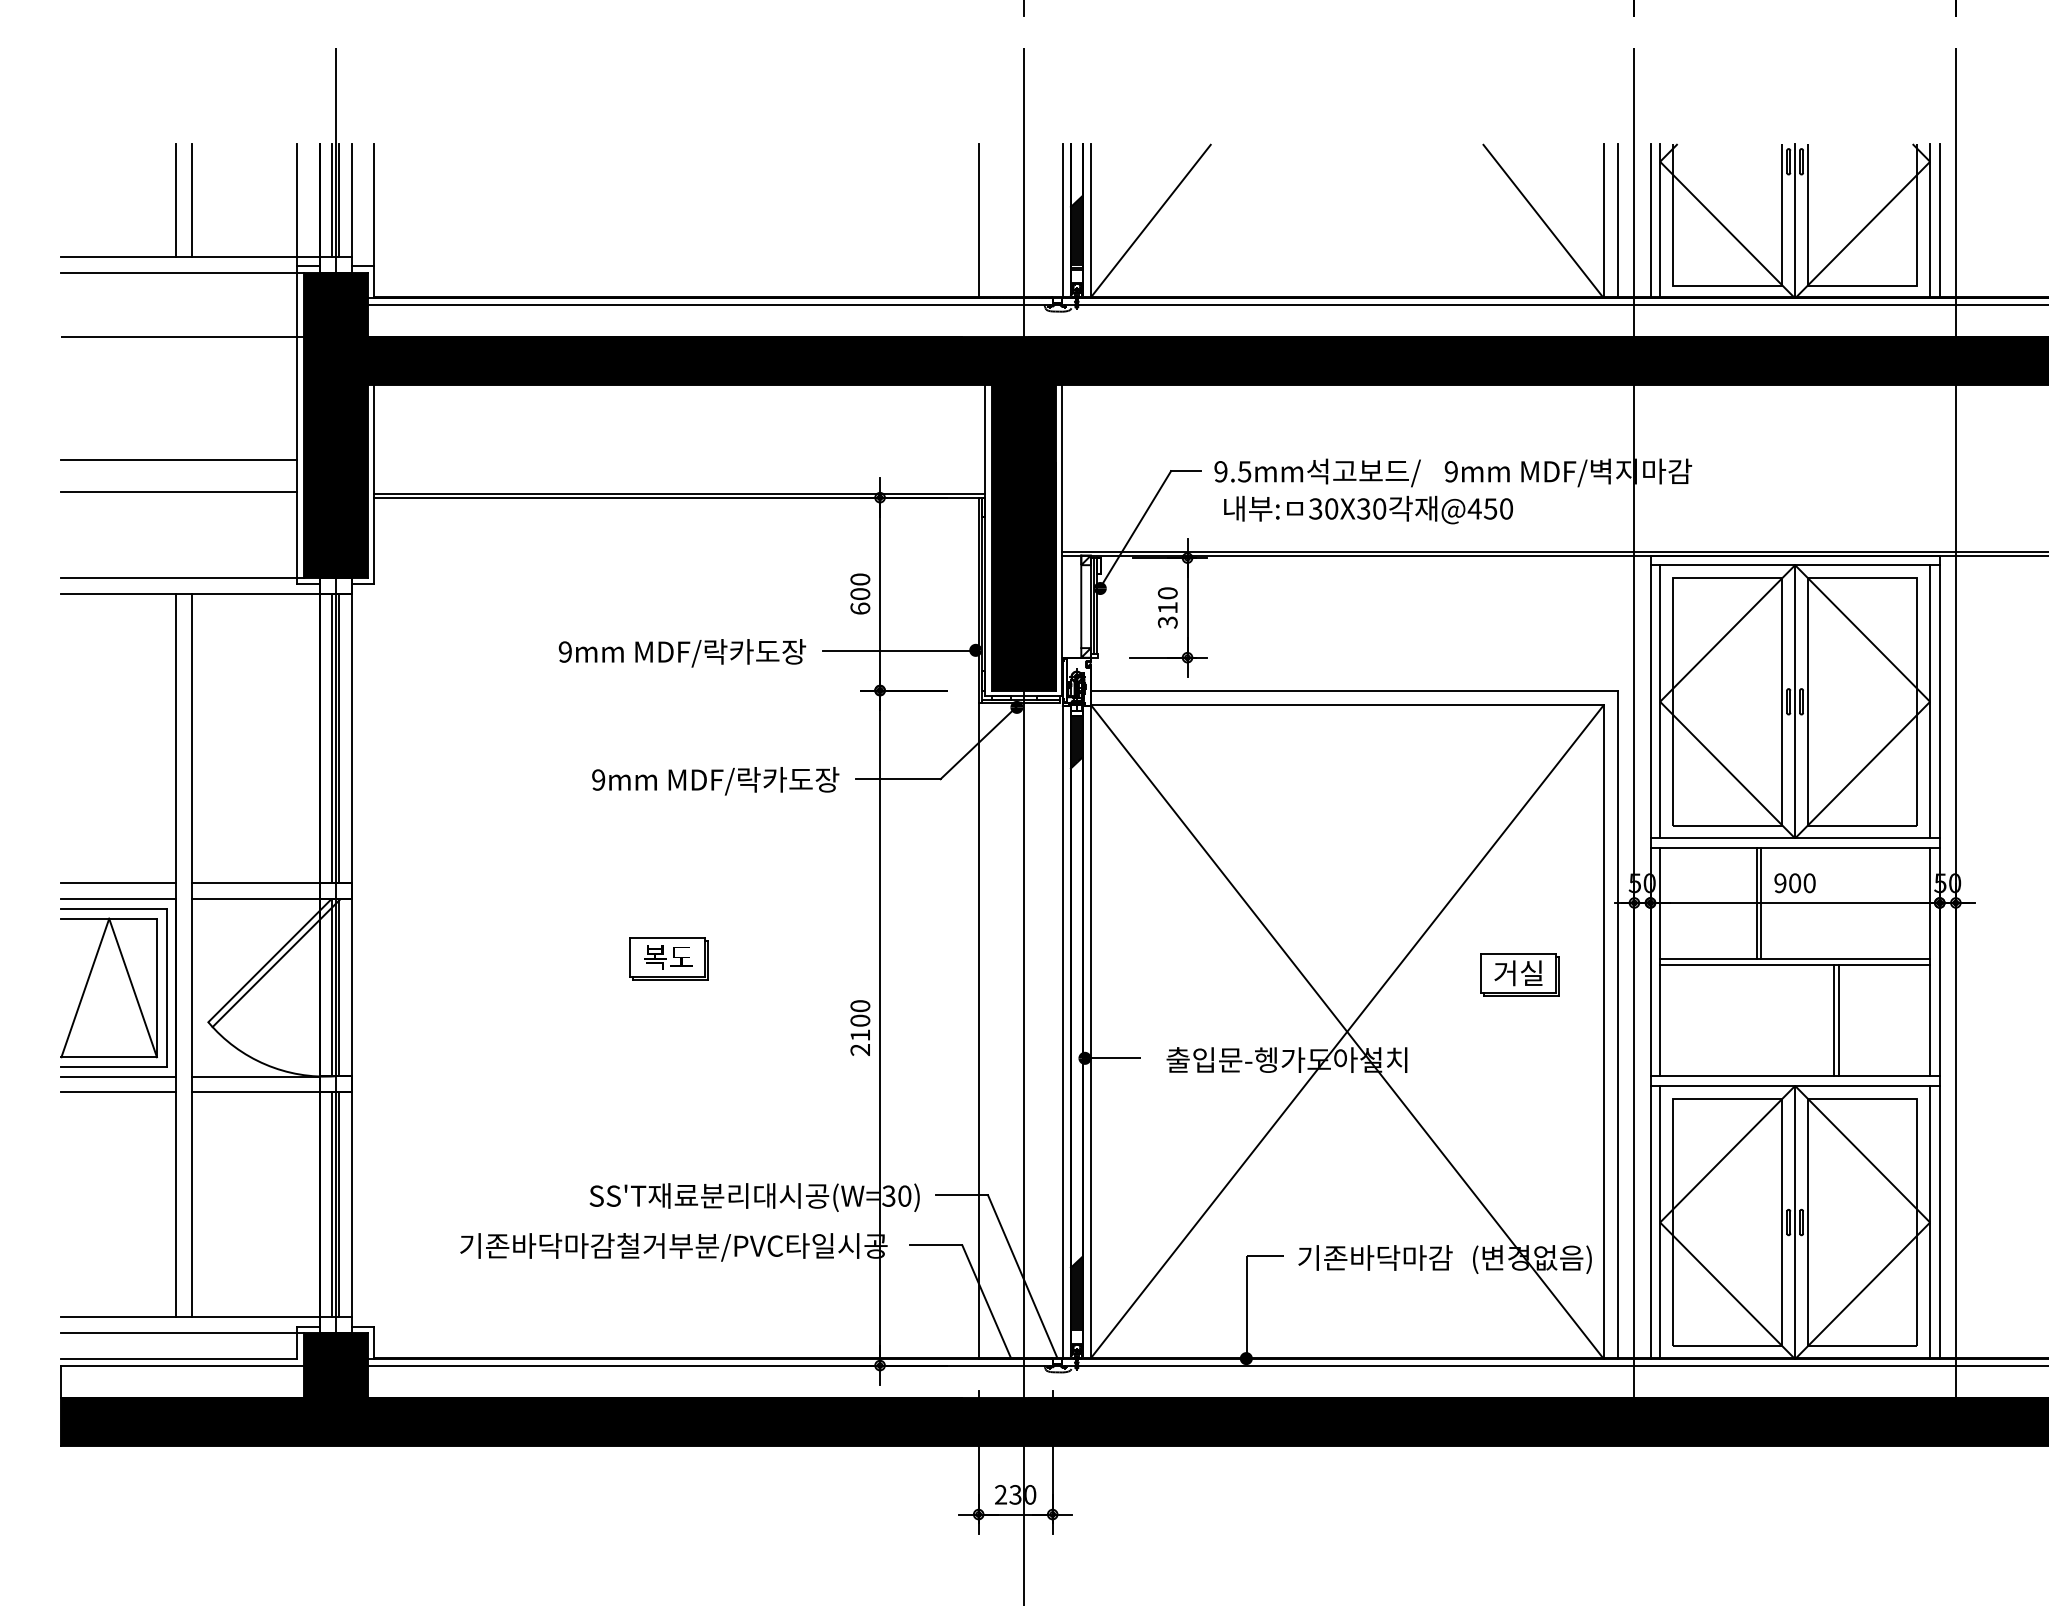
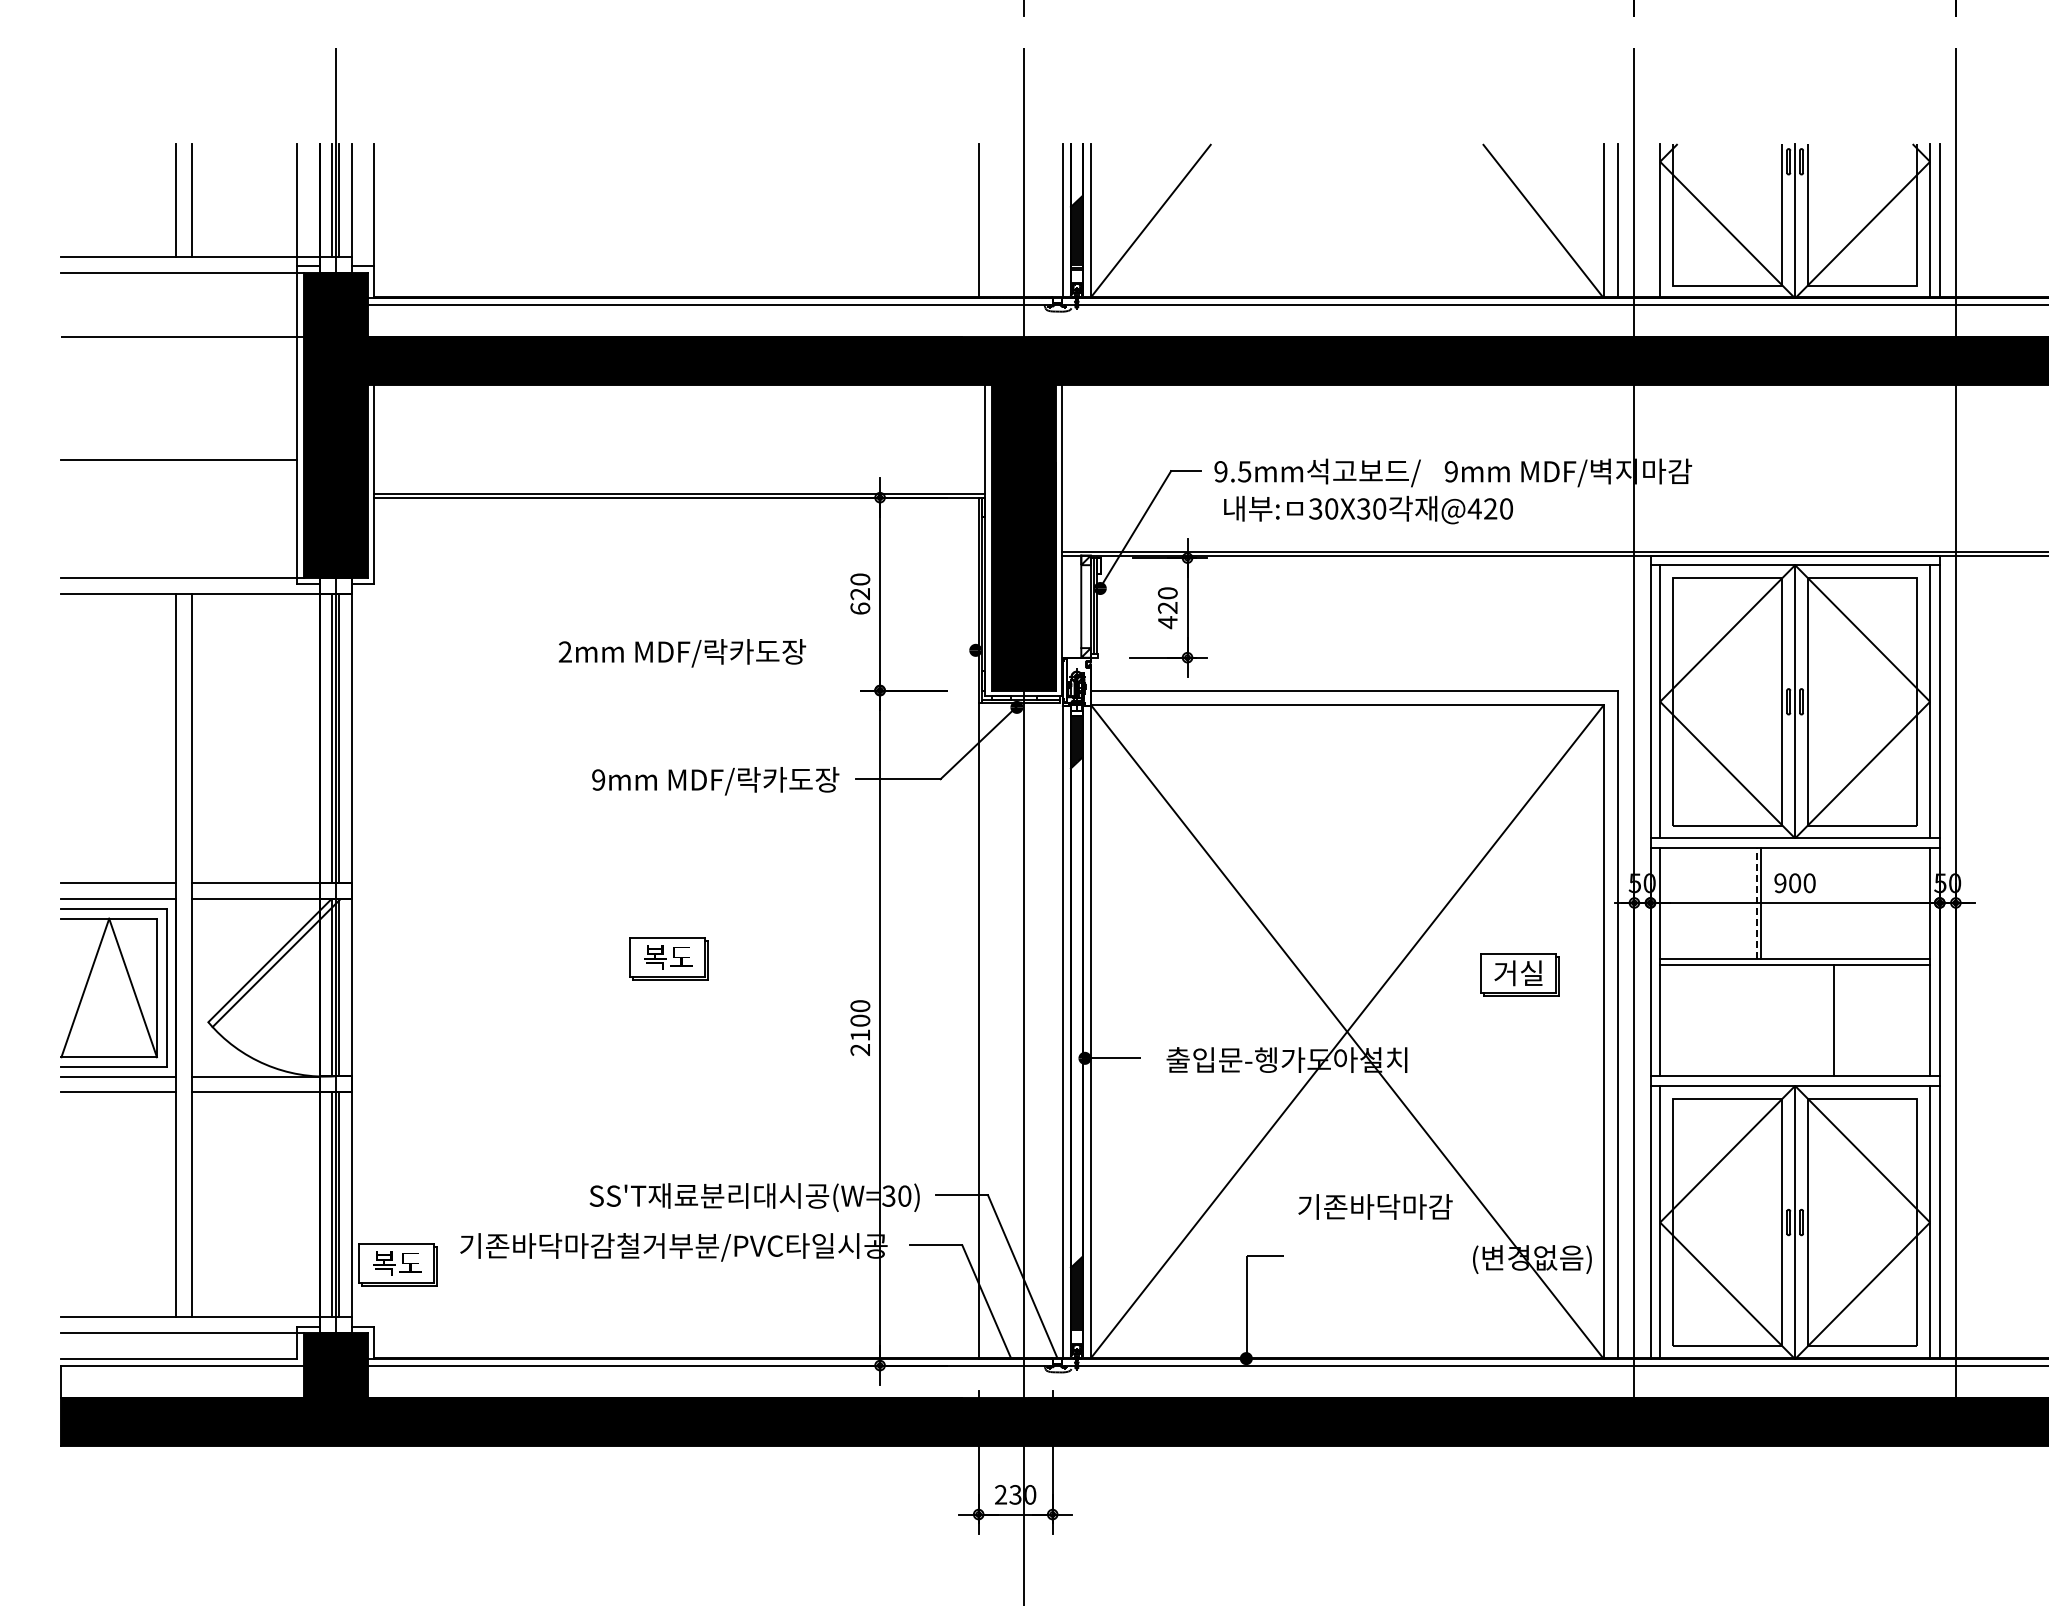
line: present -> none (1650, 221)
line: present -> none (179, 491)
text: @450 -> @420 (1490, 508)
text: 600 -> 620 (860, 594)
text: 310 -> 420 (1167, 615)
text: 9mm -> 2mm (564, 651)
line: present -> none (900, 651)
line: solid -> dashed (1756, 903)
line: present -> none (1838, 1020)
text position: (1375, 1257) -> (1375, 1206) (1375, 1206)
part: none -> present (397, 1264)
